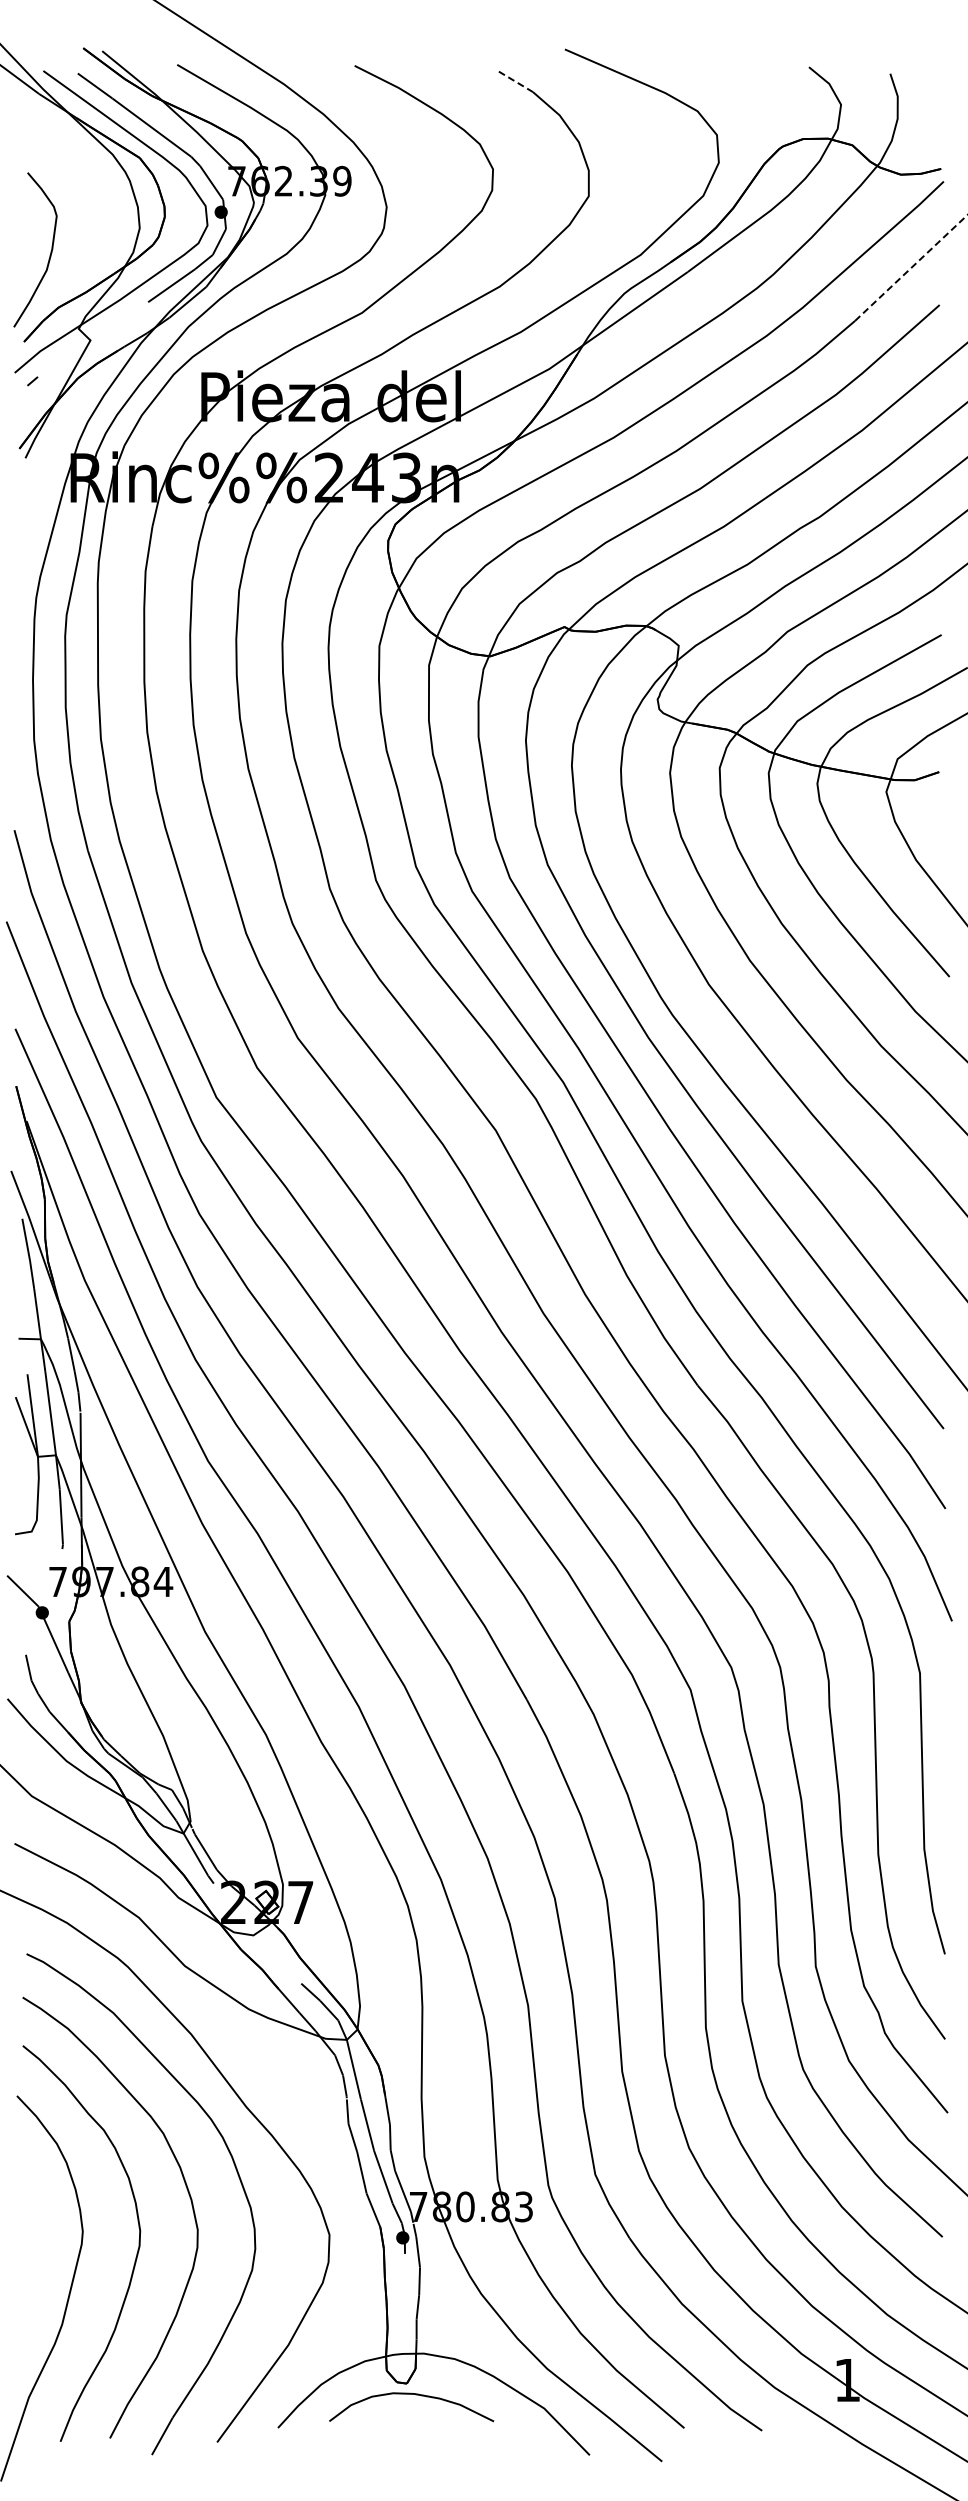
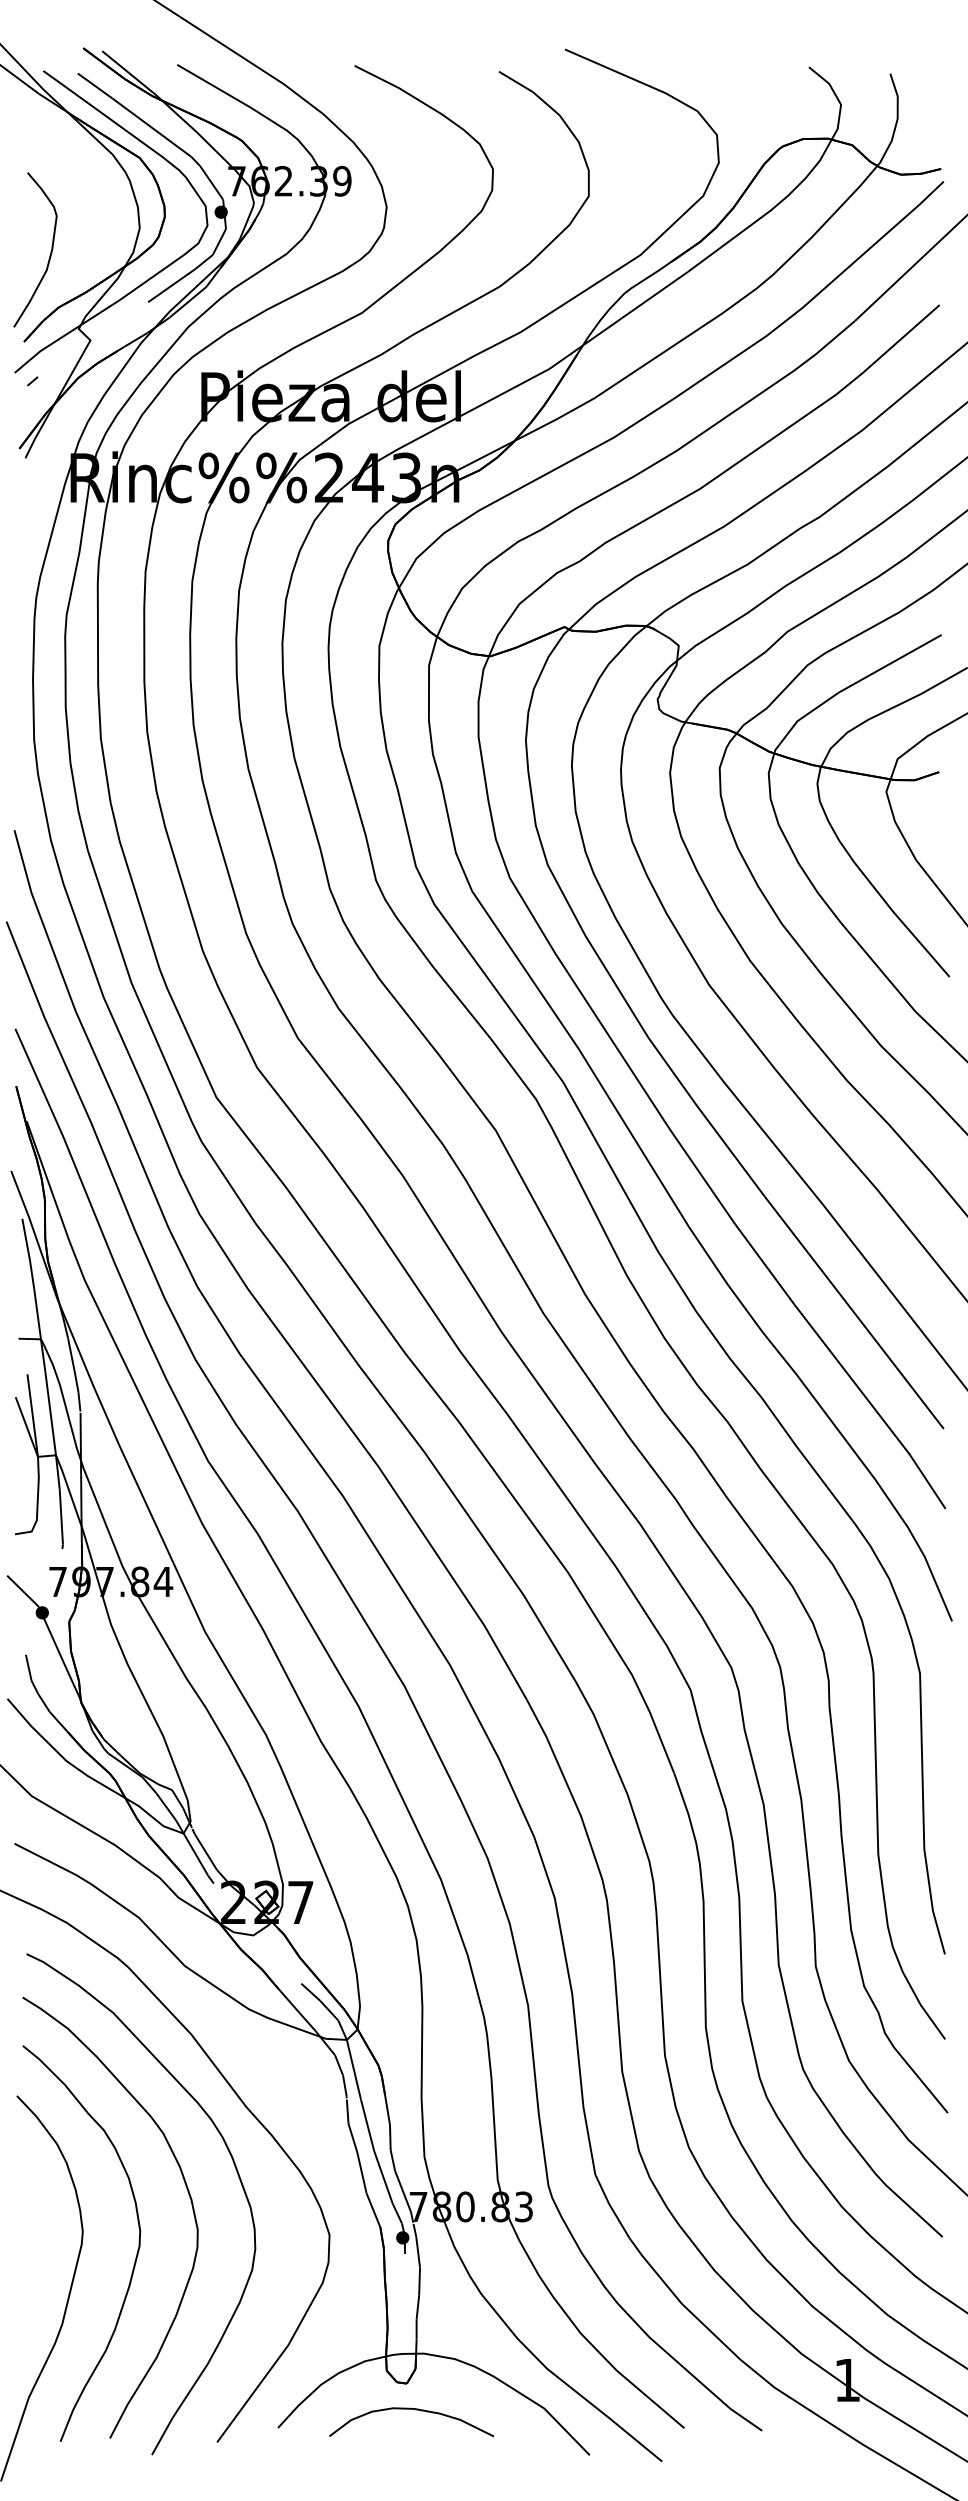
line: dashed -> solid (515, 81)
line: dashed -> solid (911, 267)
curve position: (415, 2395) -> (415, 2410) (415, 2410)
